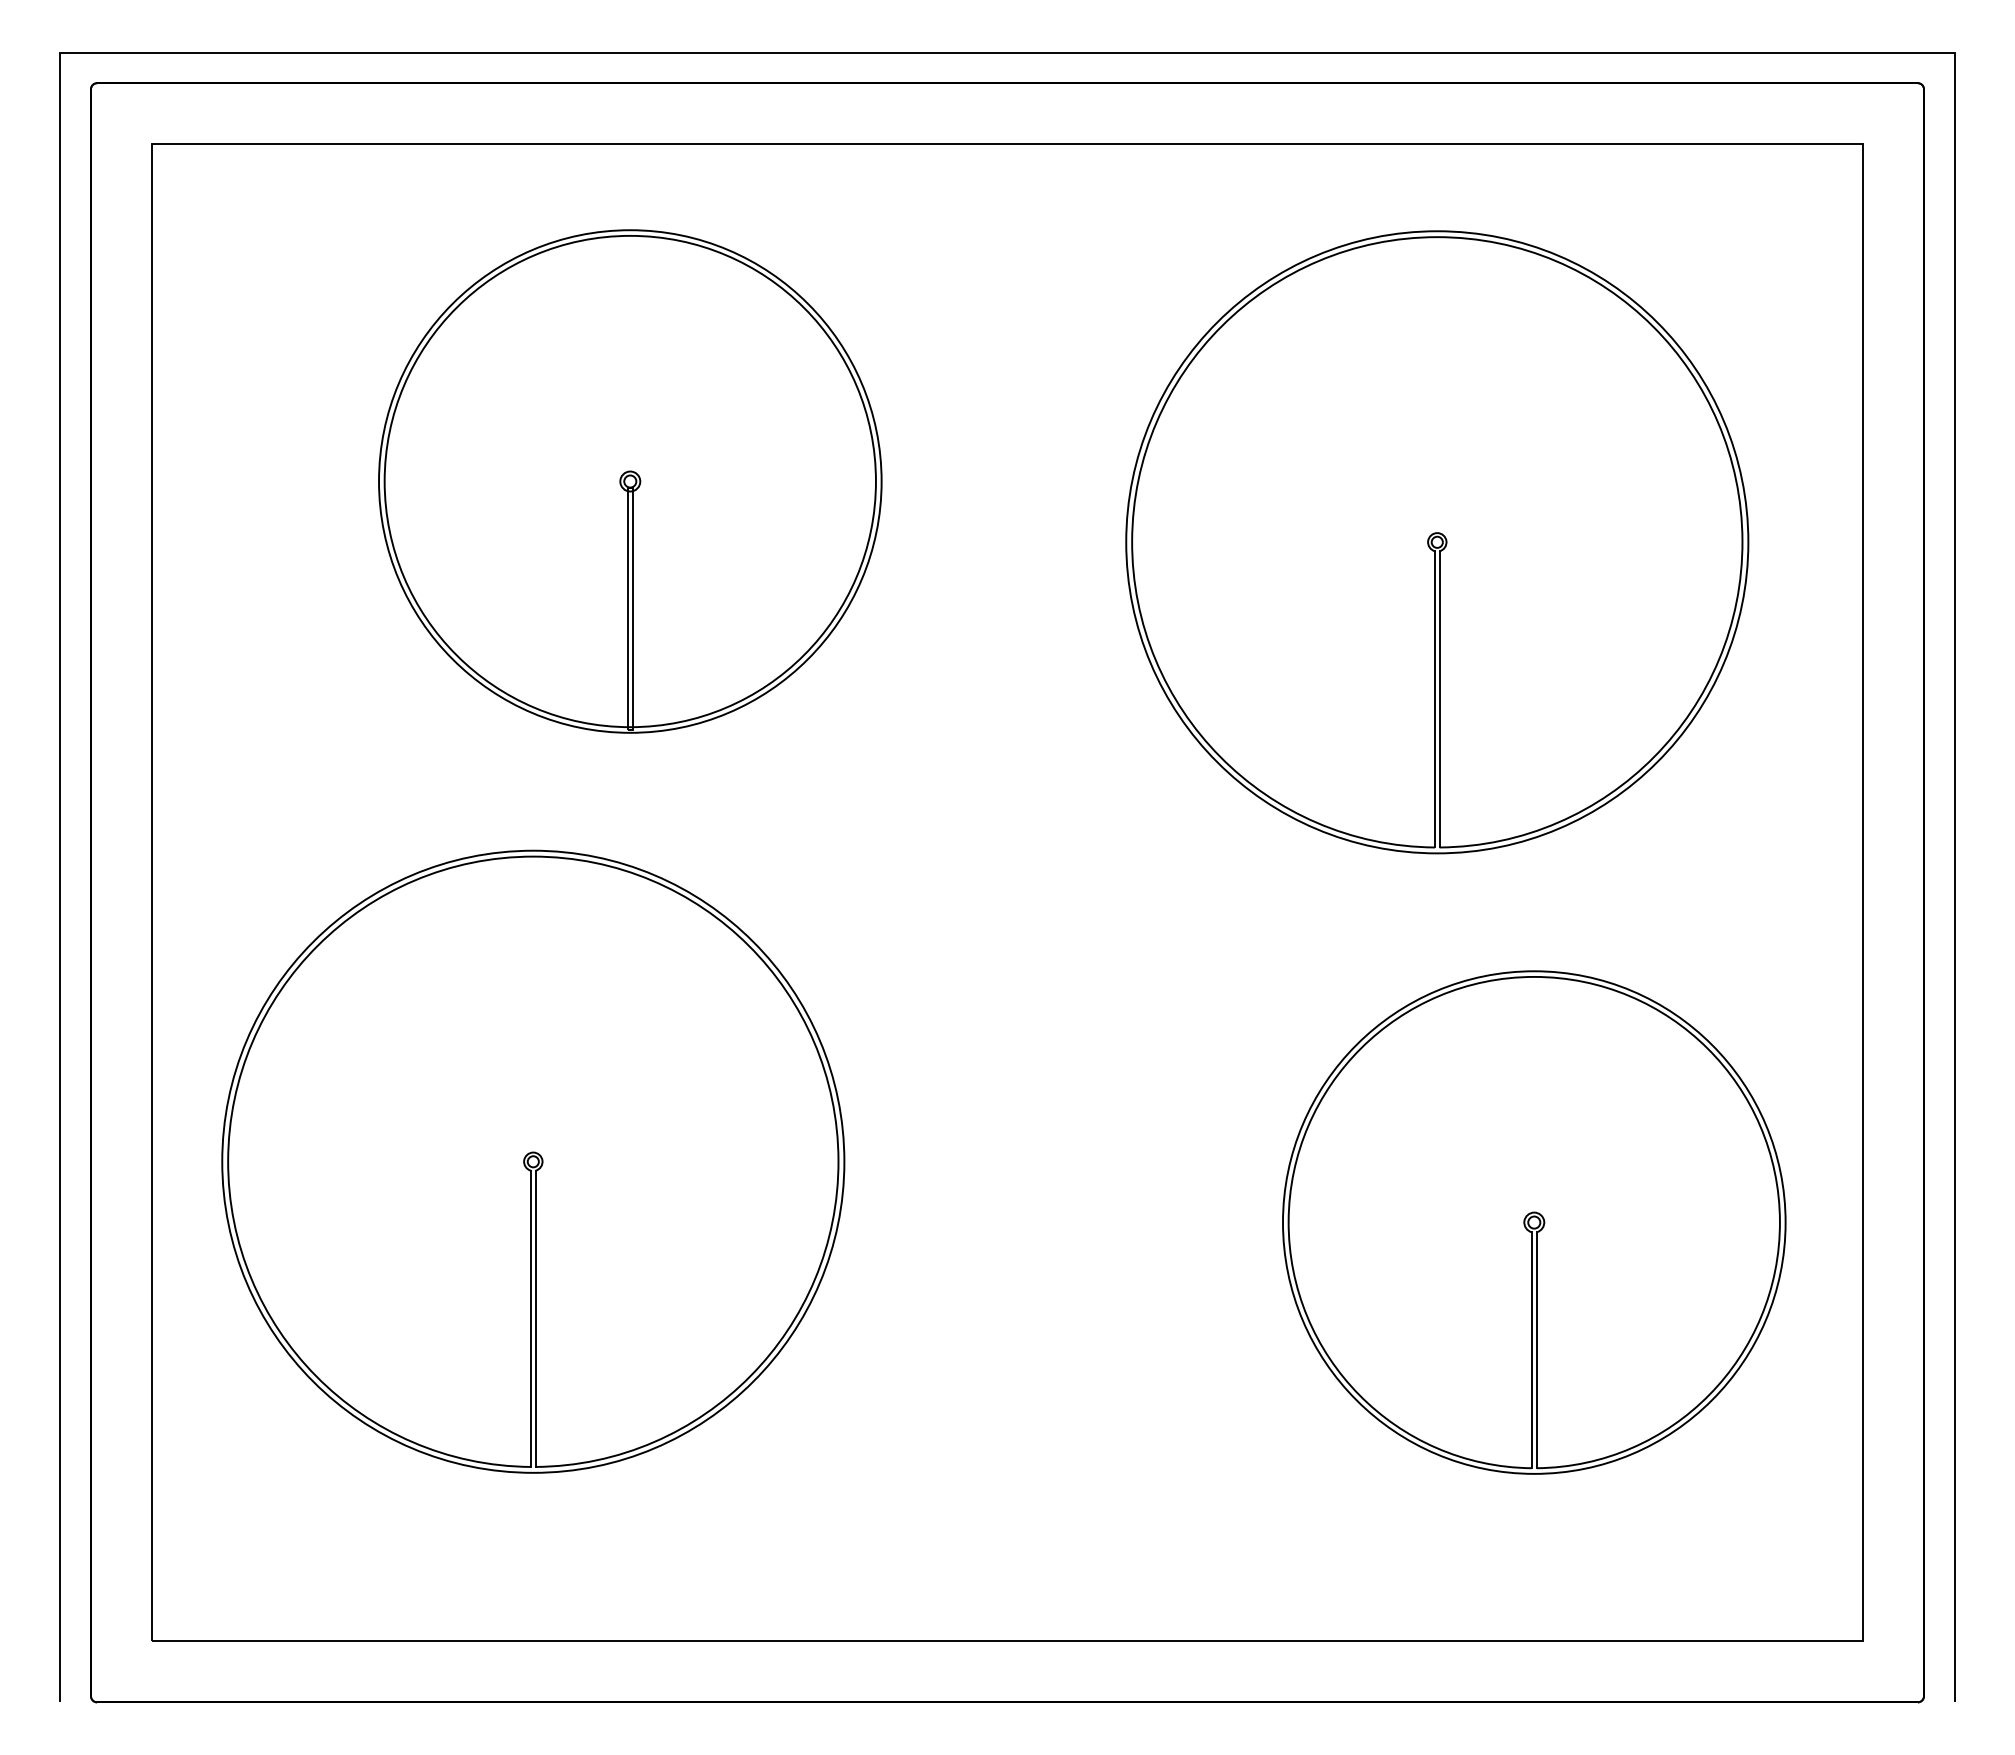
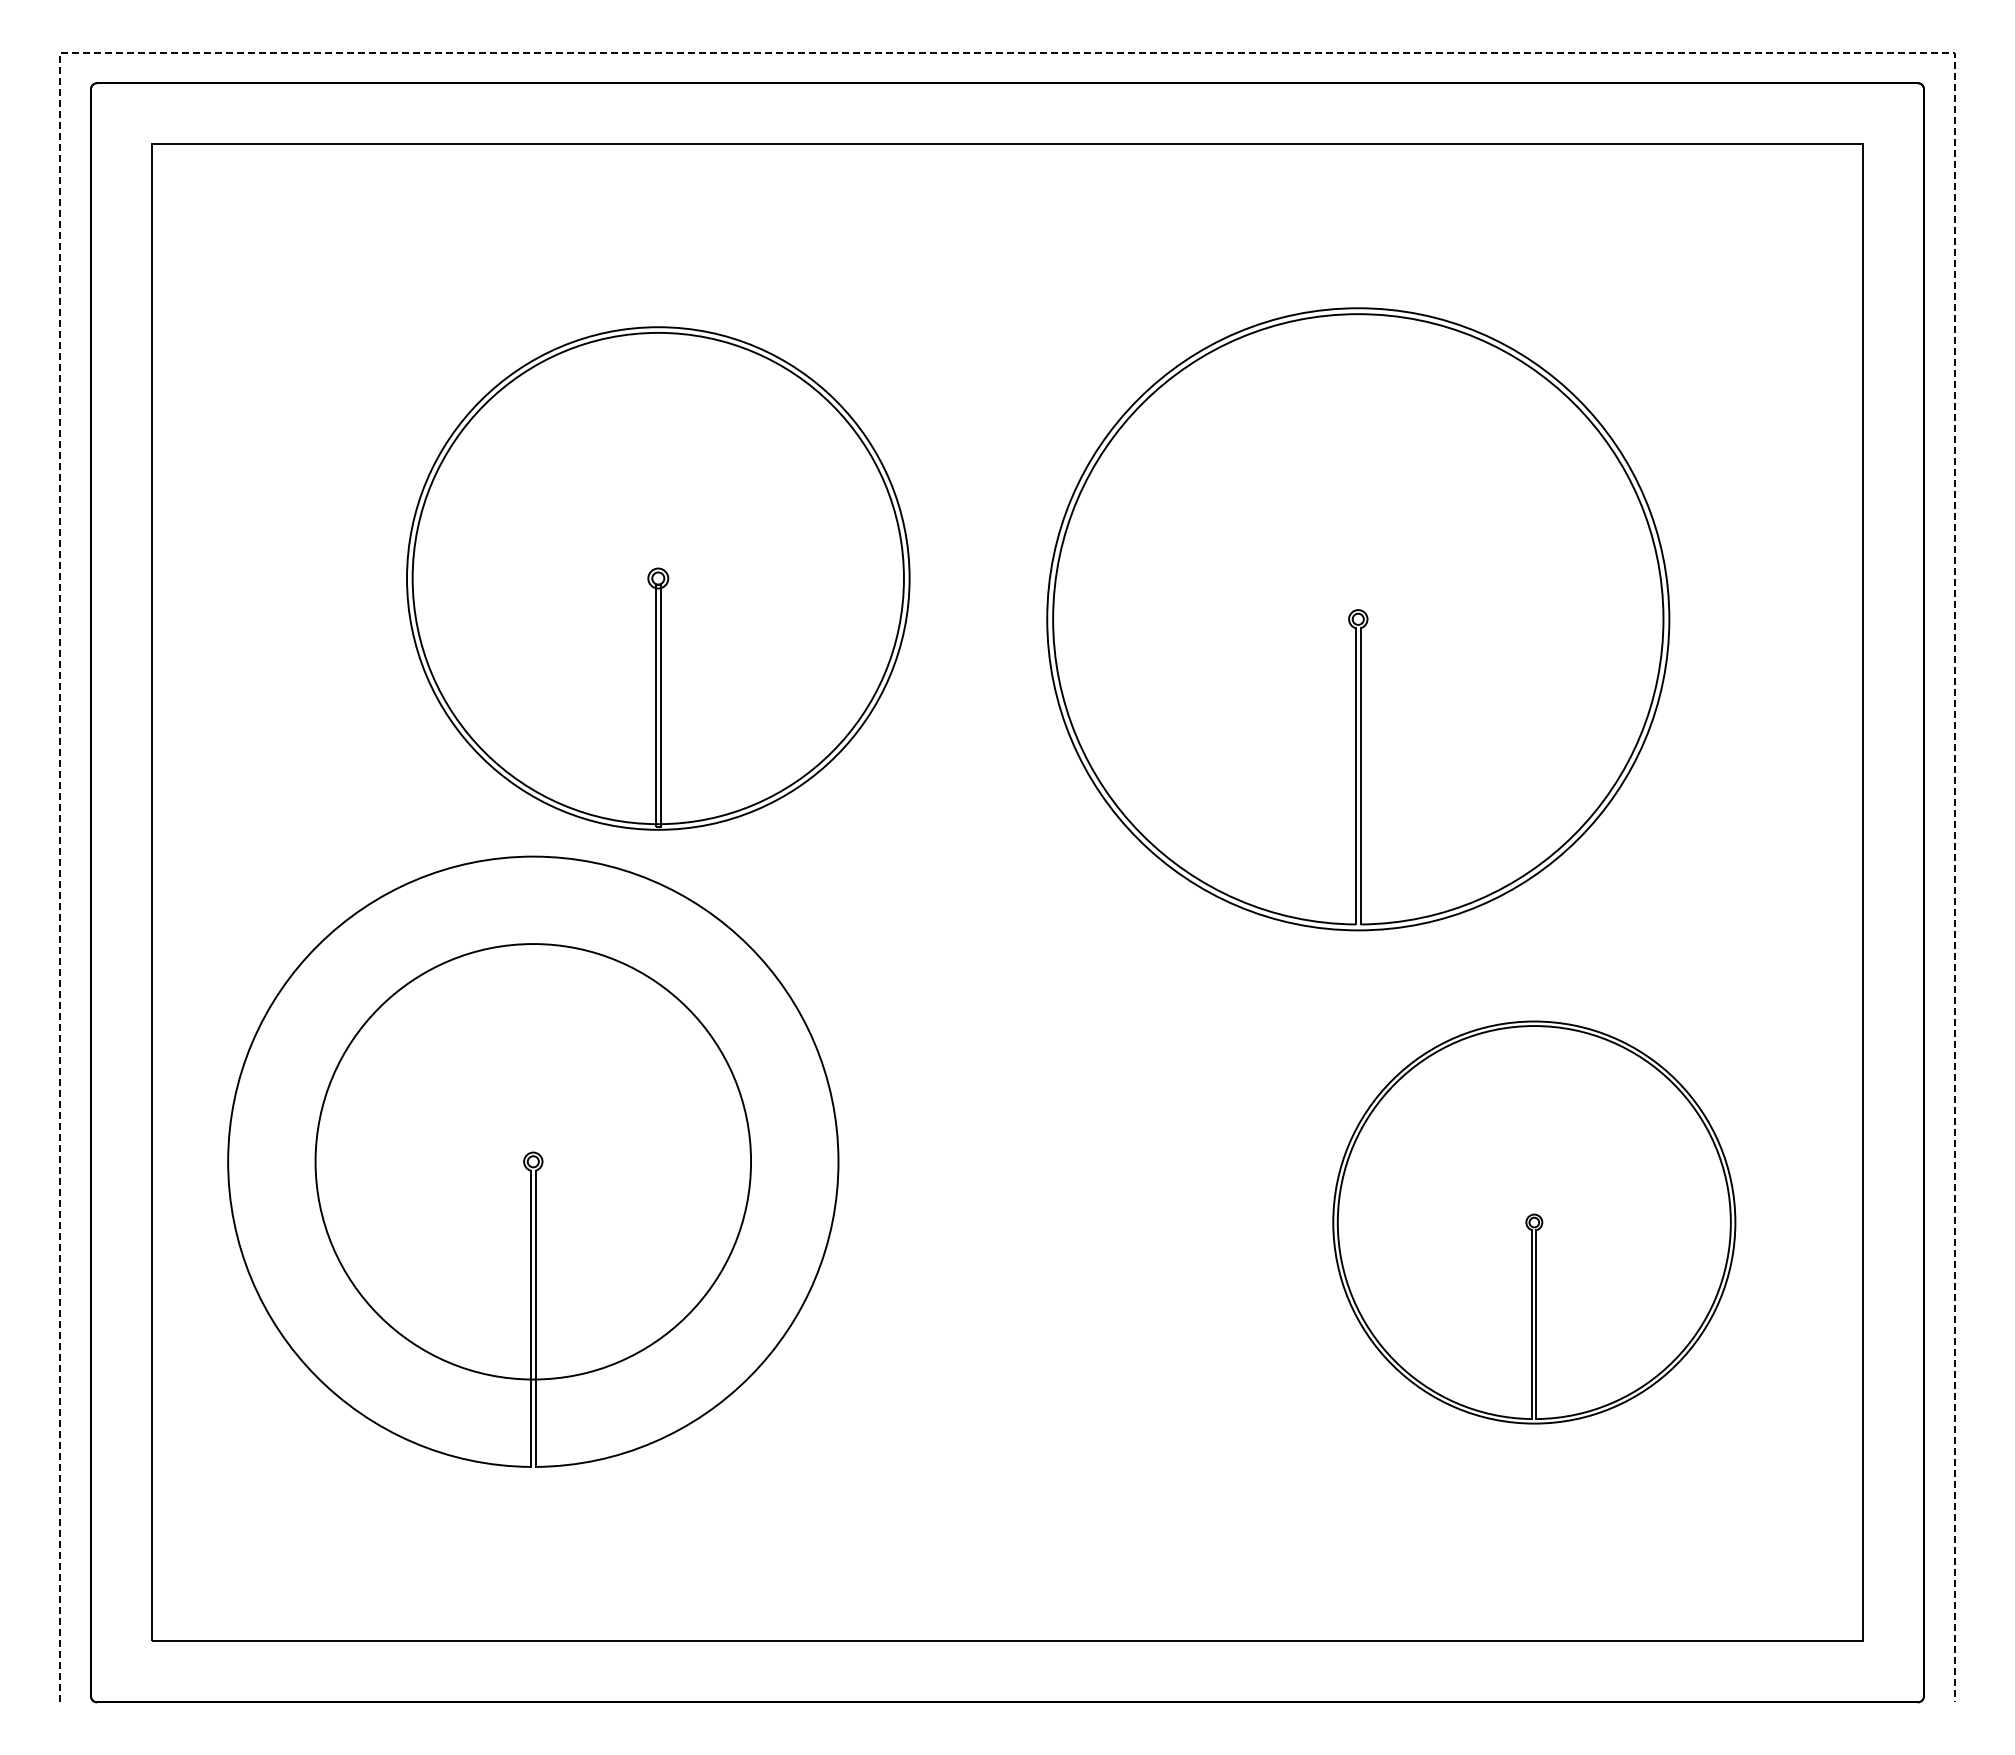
line: solid -> dashed (1007, 52)
part position: (630, 481) -> (658, 578) (658, 578)
part position: (1437, 542) -> (1358, 619) (1358, 619)
circle diameter: 622 px -> 435 px (533, 1161)
part size: 505x505 px -> 405x405 px (1534, 1222)
